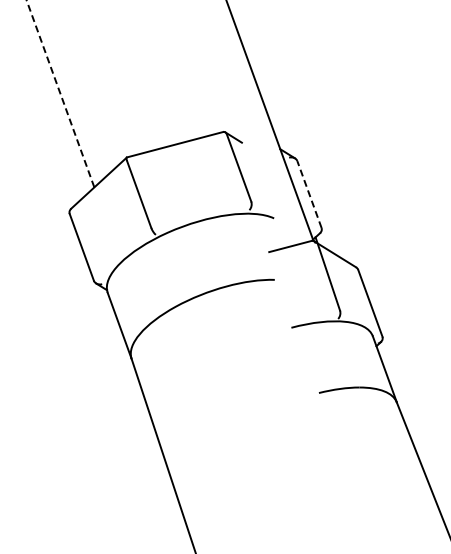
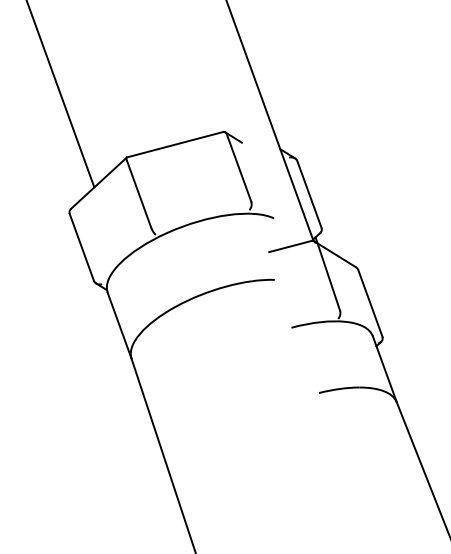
line: dashed -> solid (60, 93)
line: dashed -> solid (309, 194)
